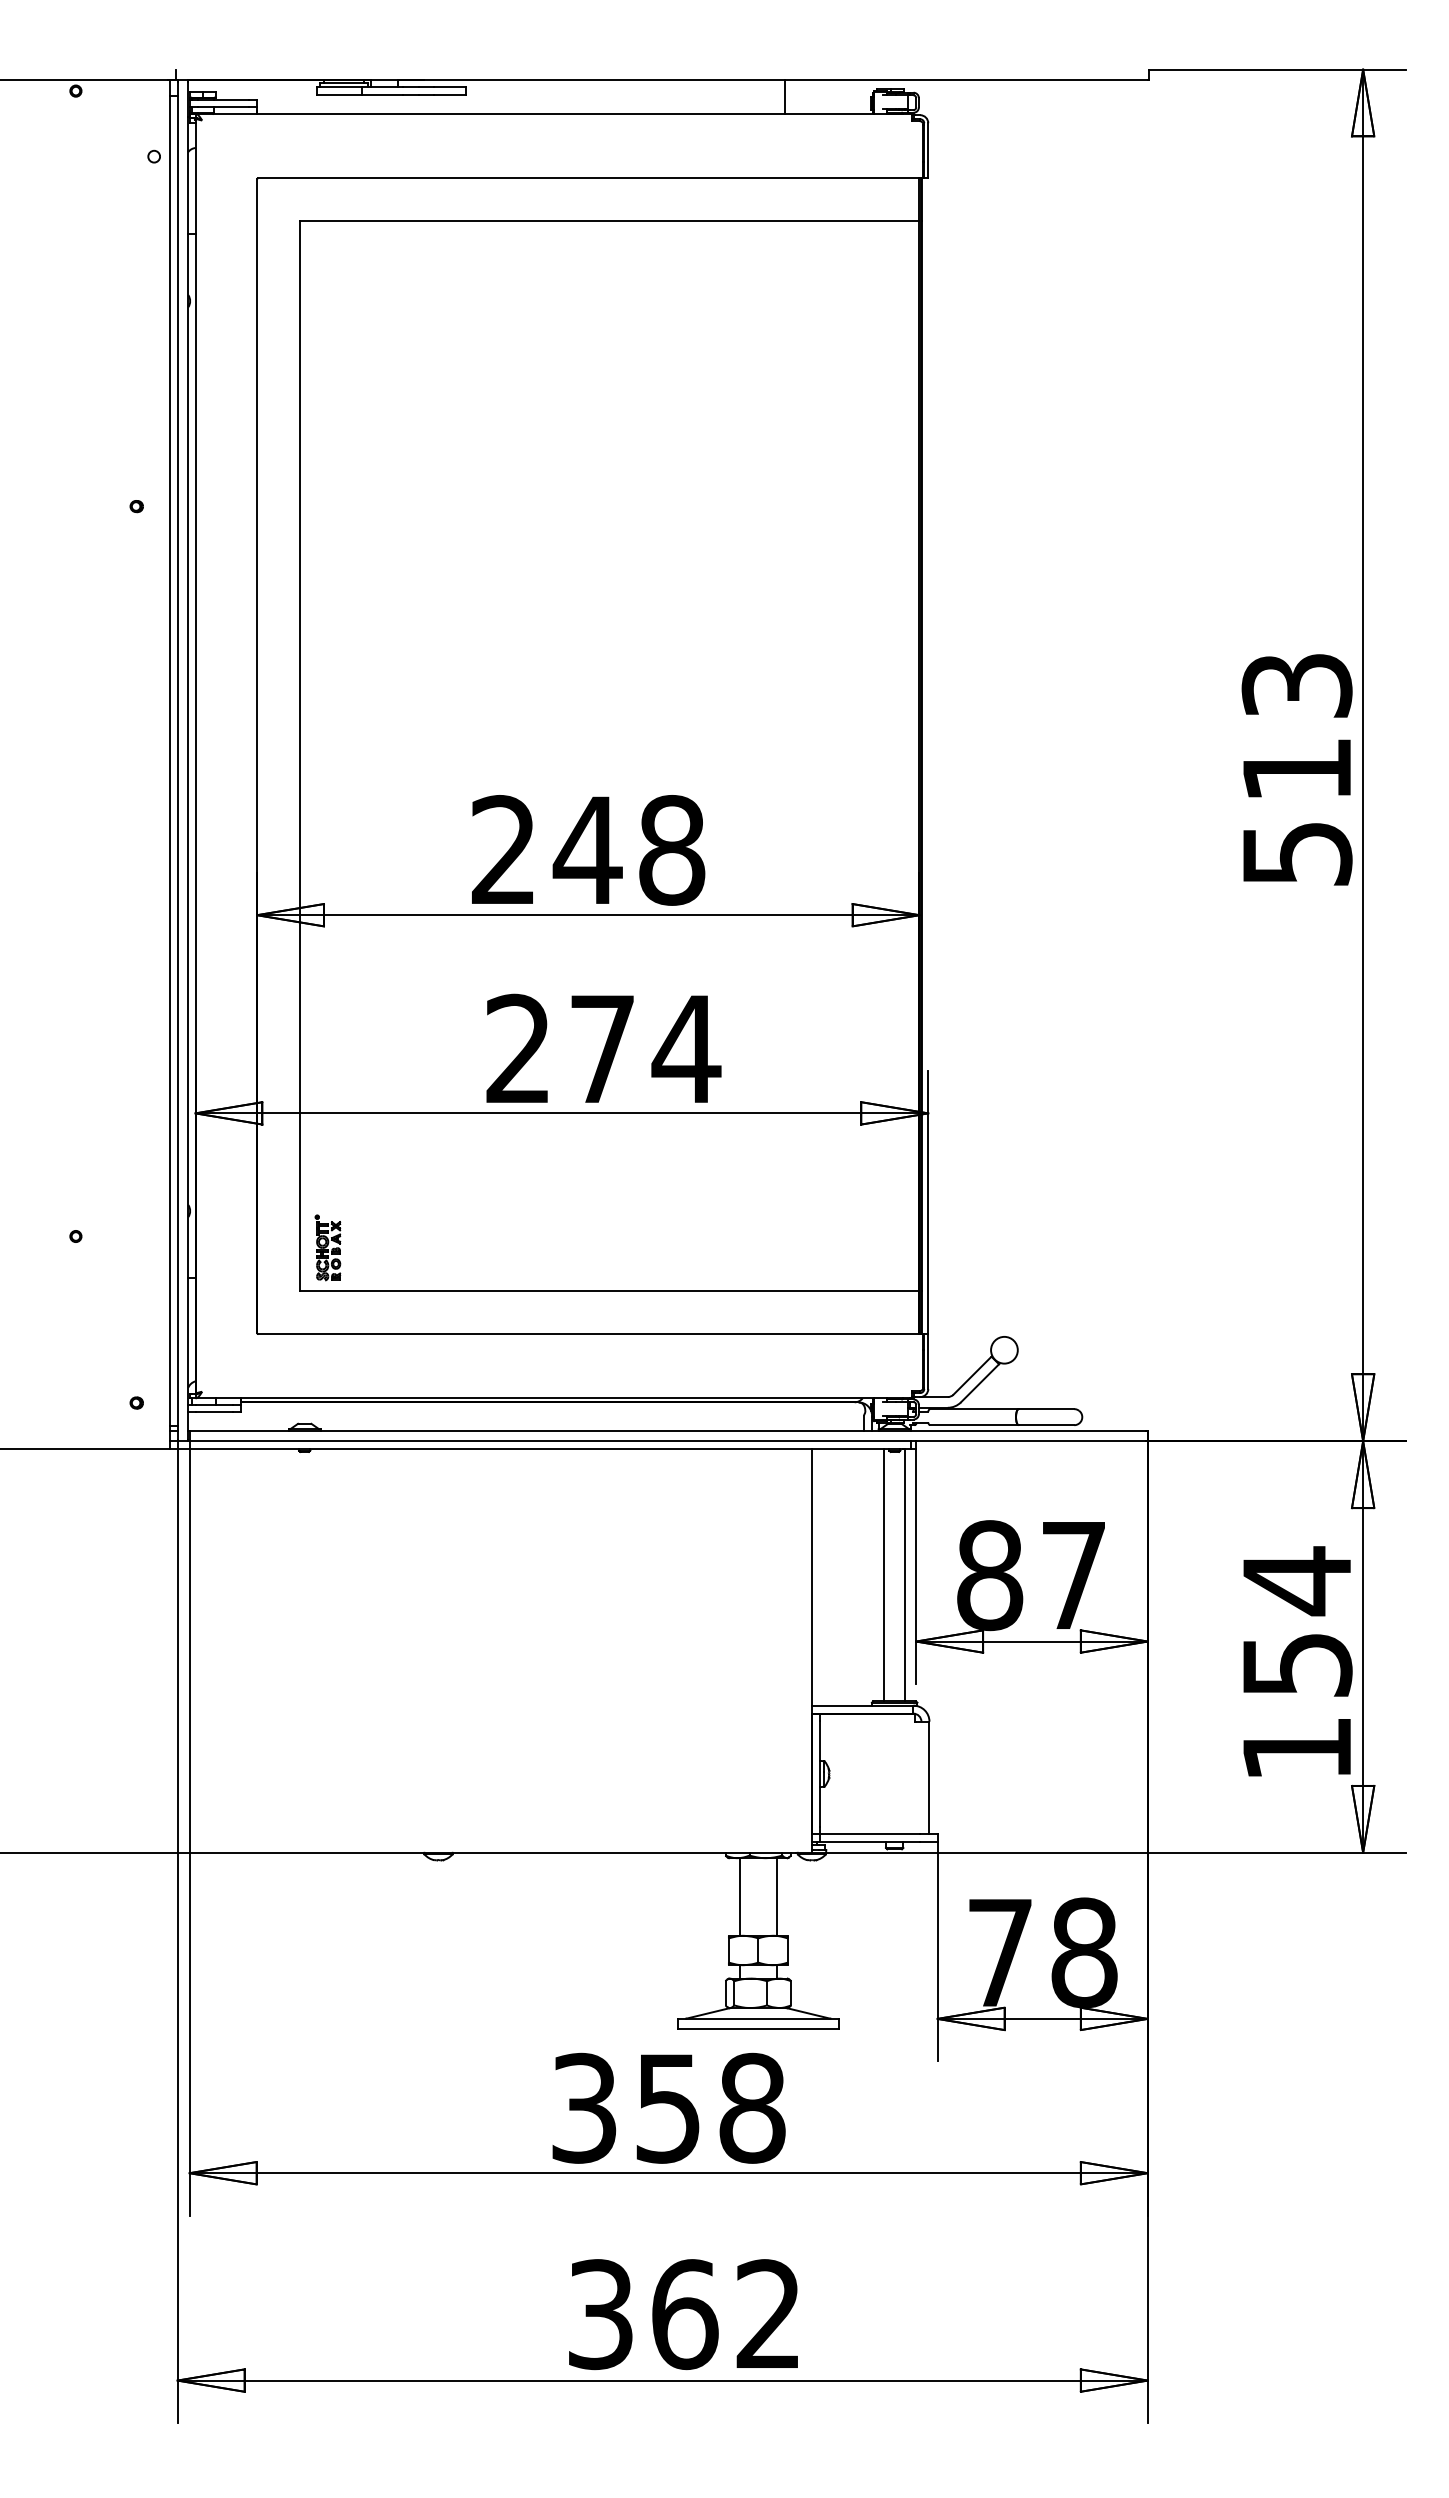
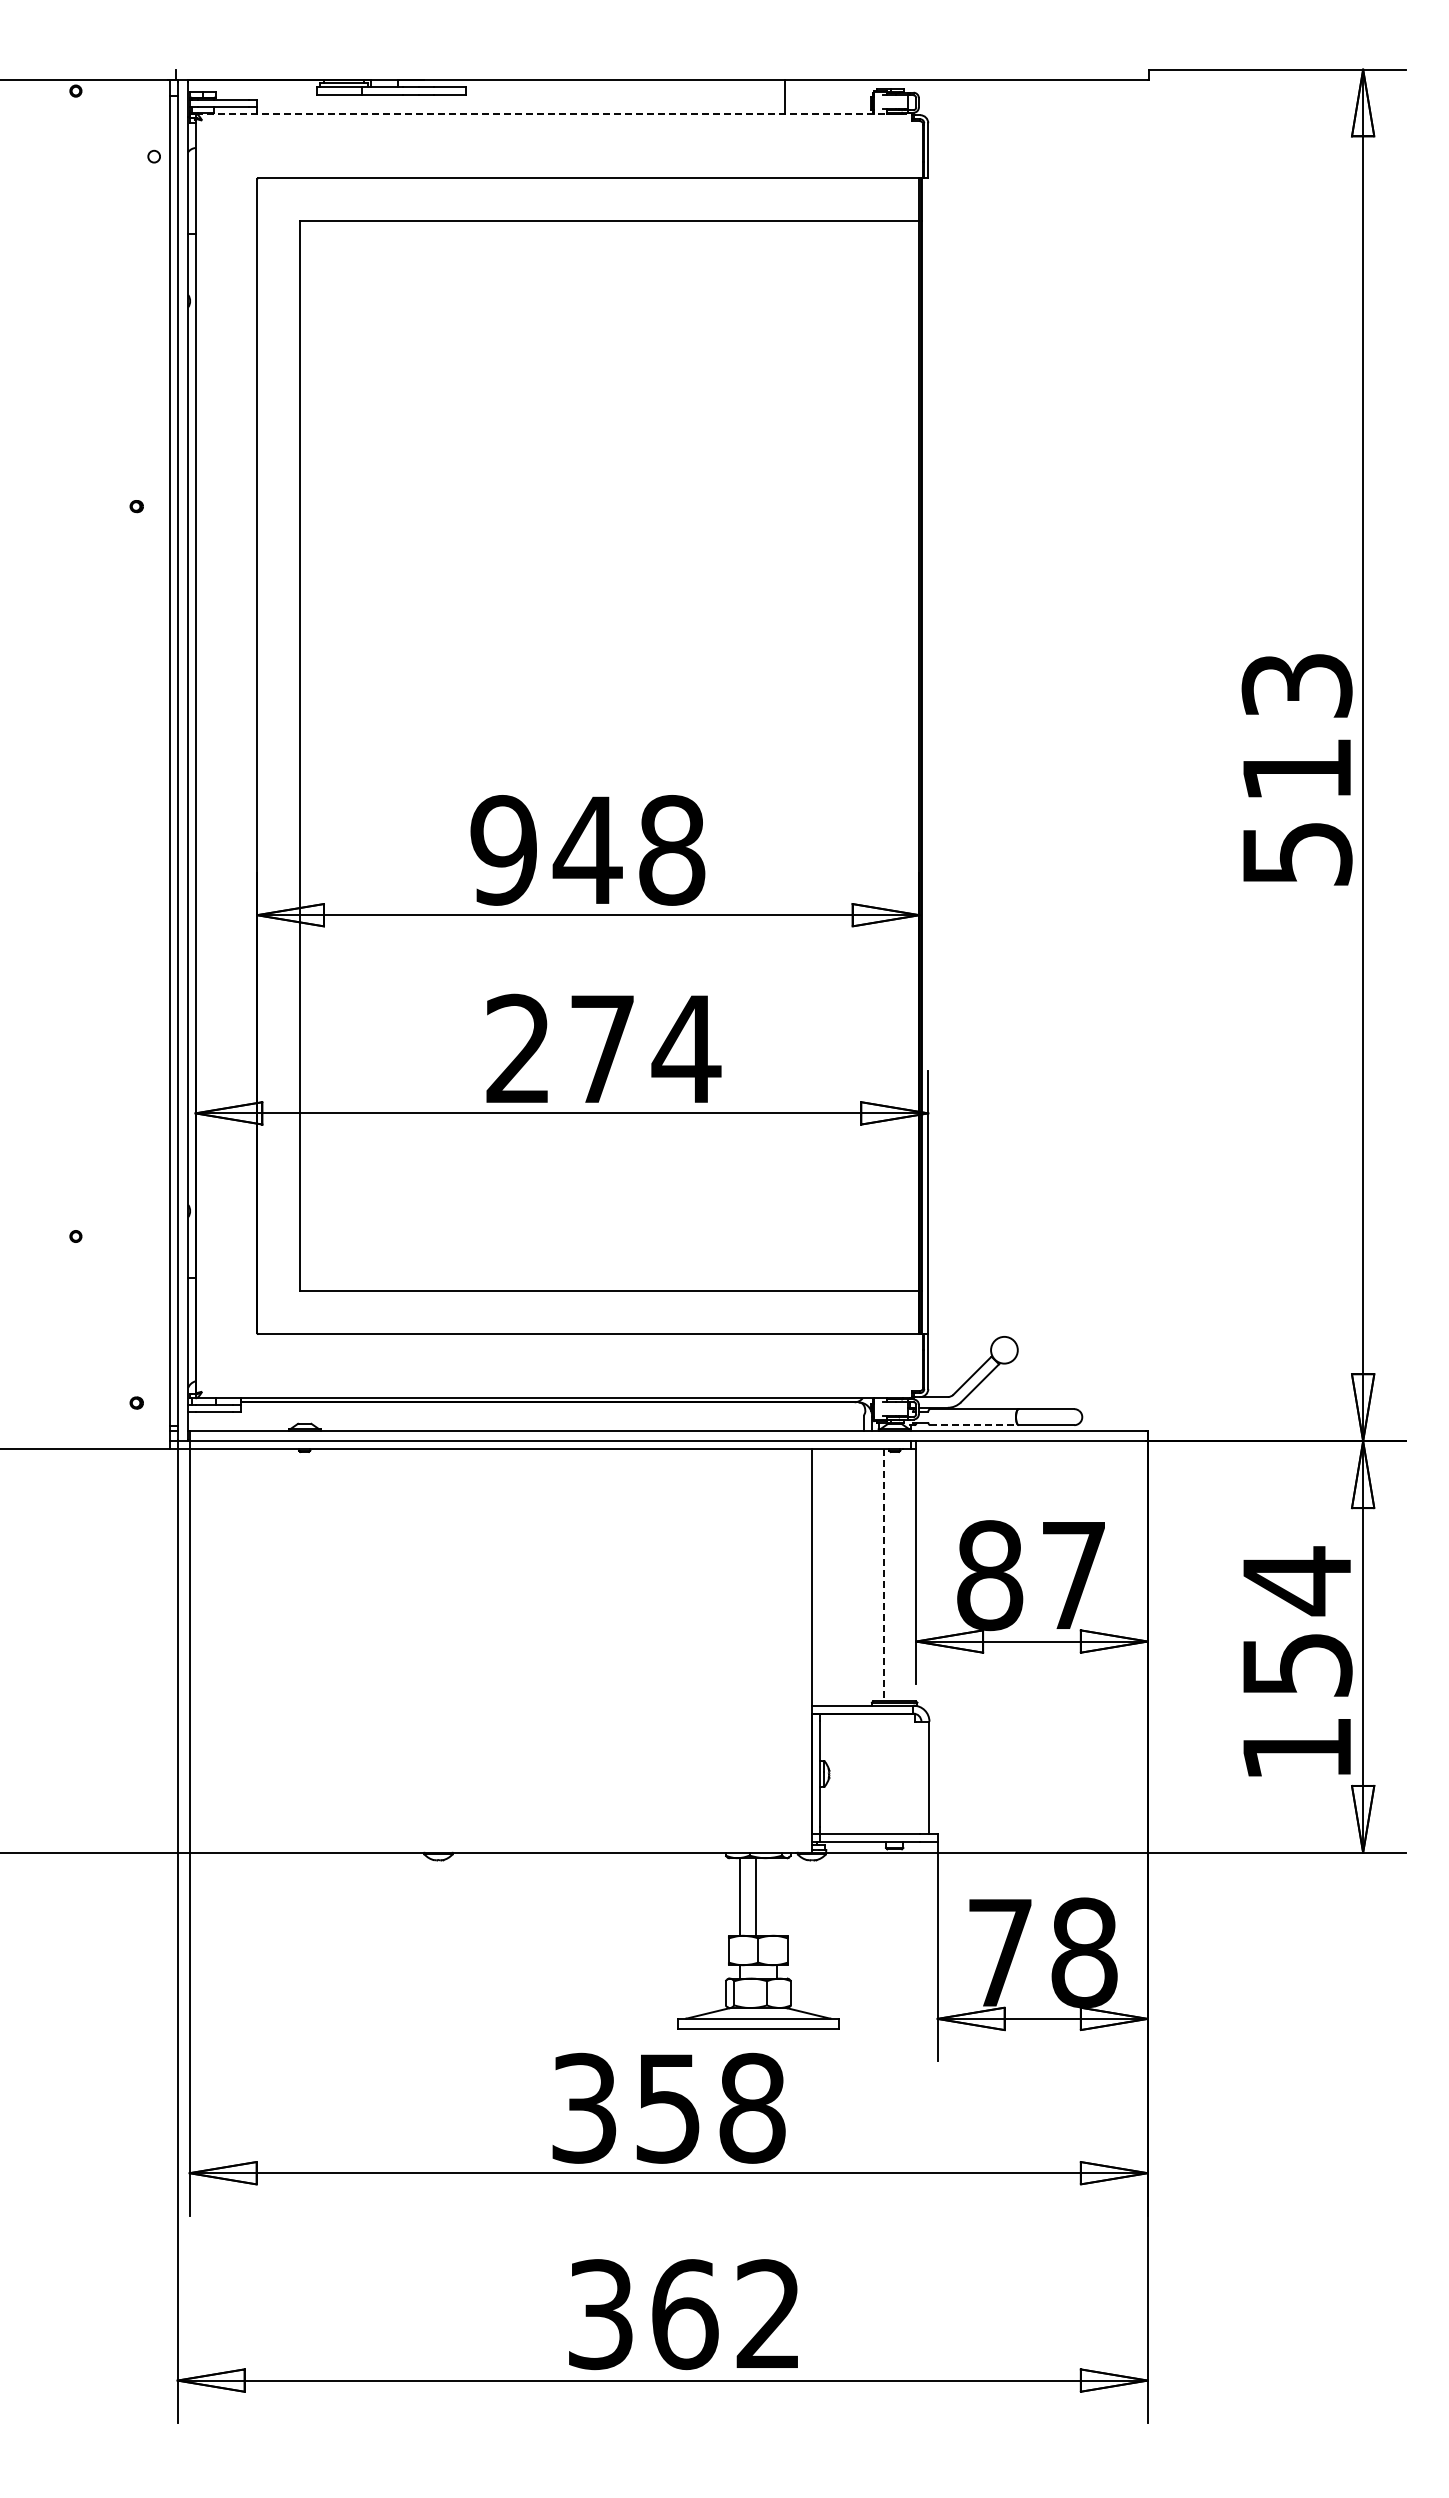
line: solid -> dashed (554, 113)
text: 248 -> 948 (503, 850)
part: present -> none (327, 1247)
line: solid -> dashed (974, 1425)
line: solid -> dashed (883, 1575)
line: present -> none (905, 1575)
line position: (777, 1896) -> (756, 1896) (756, 1896)
